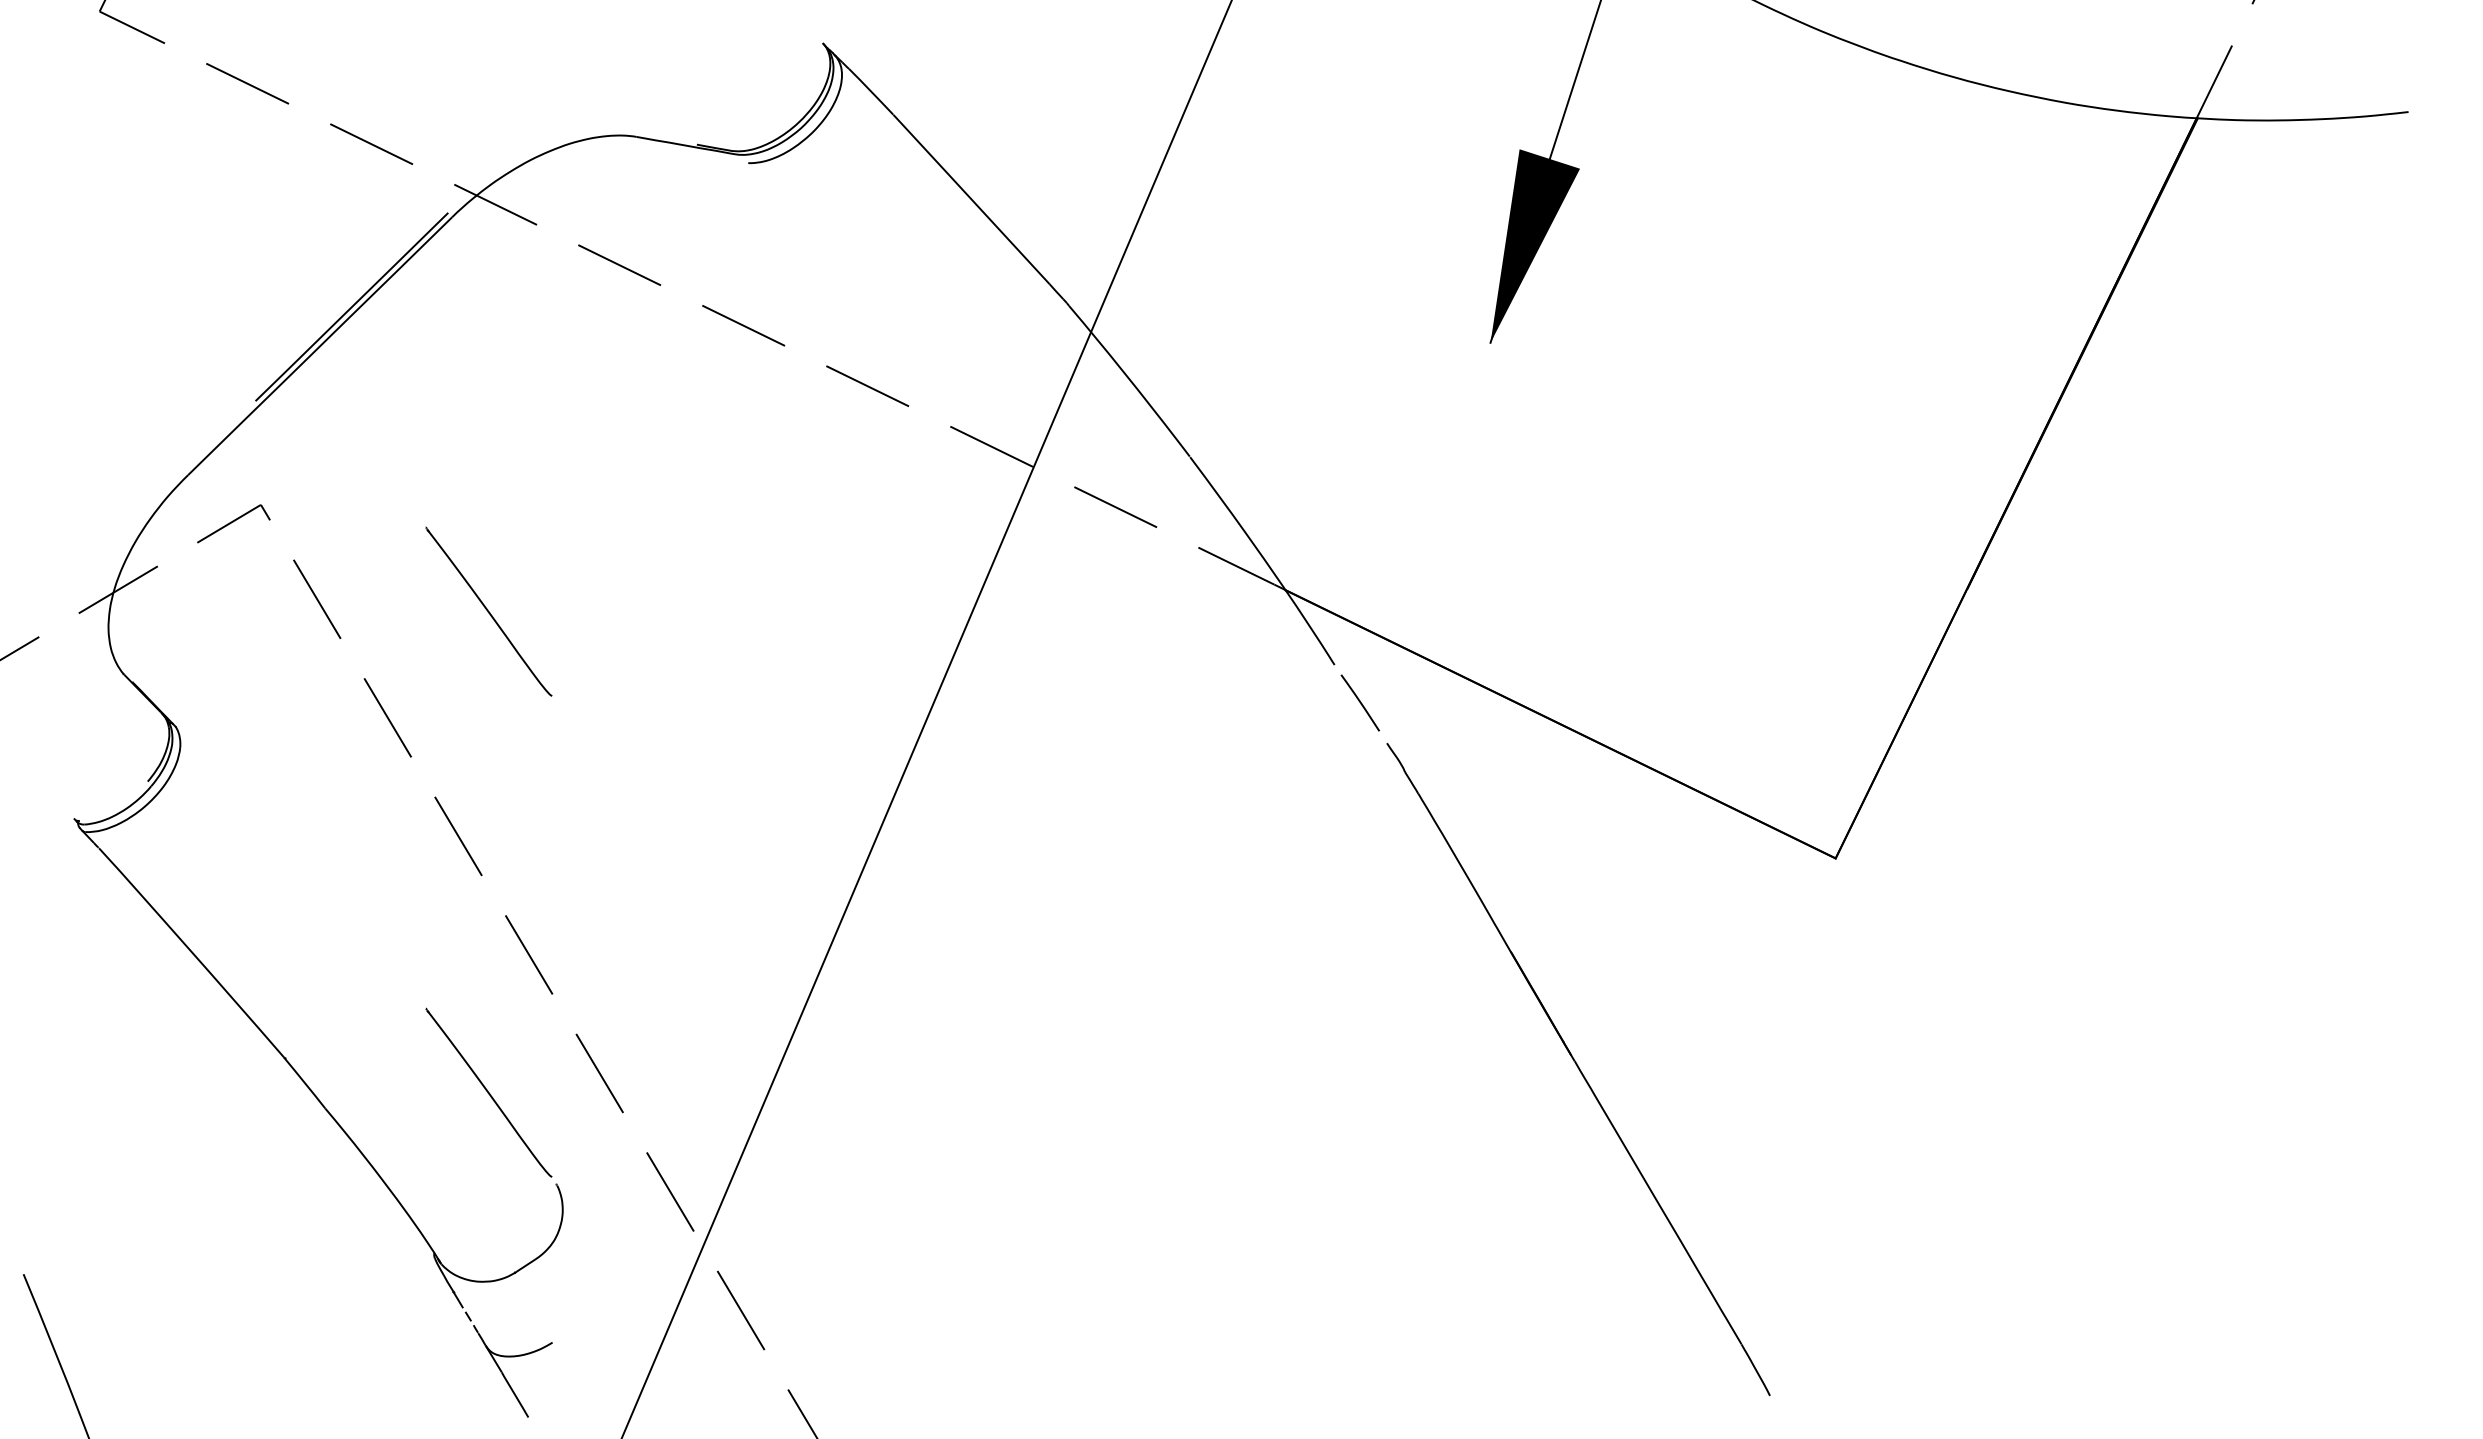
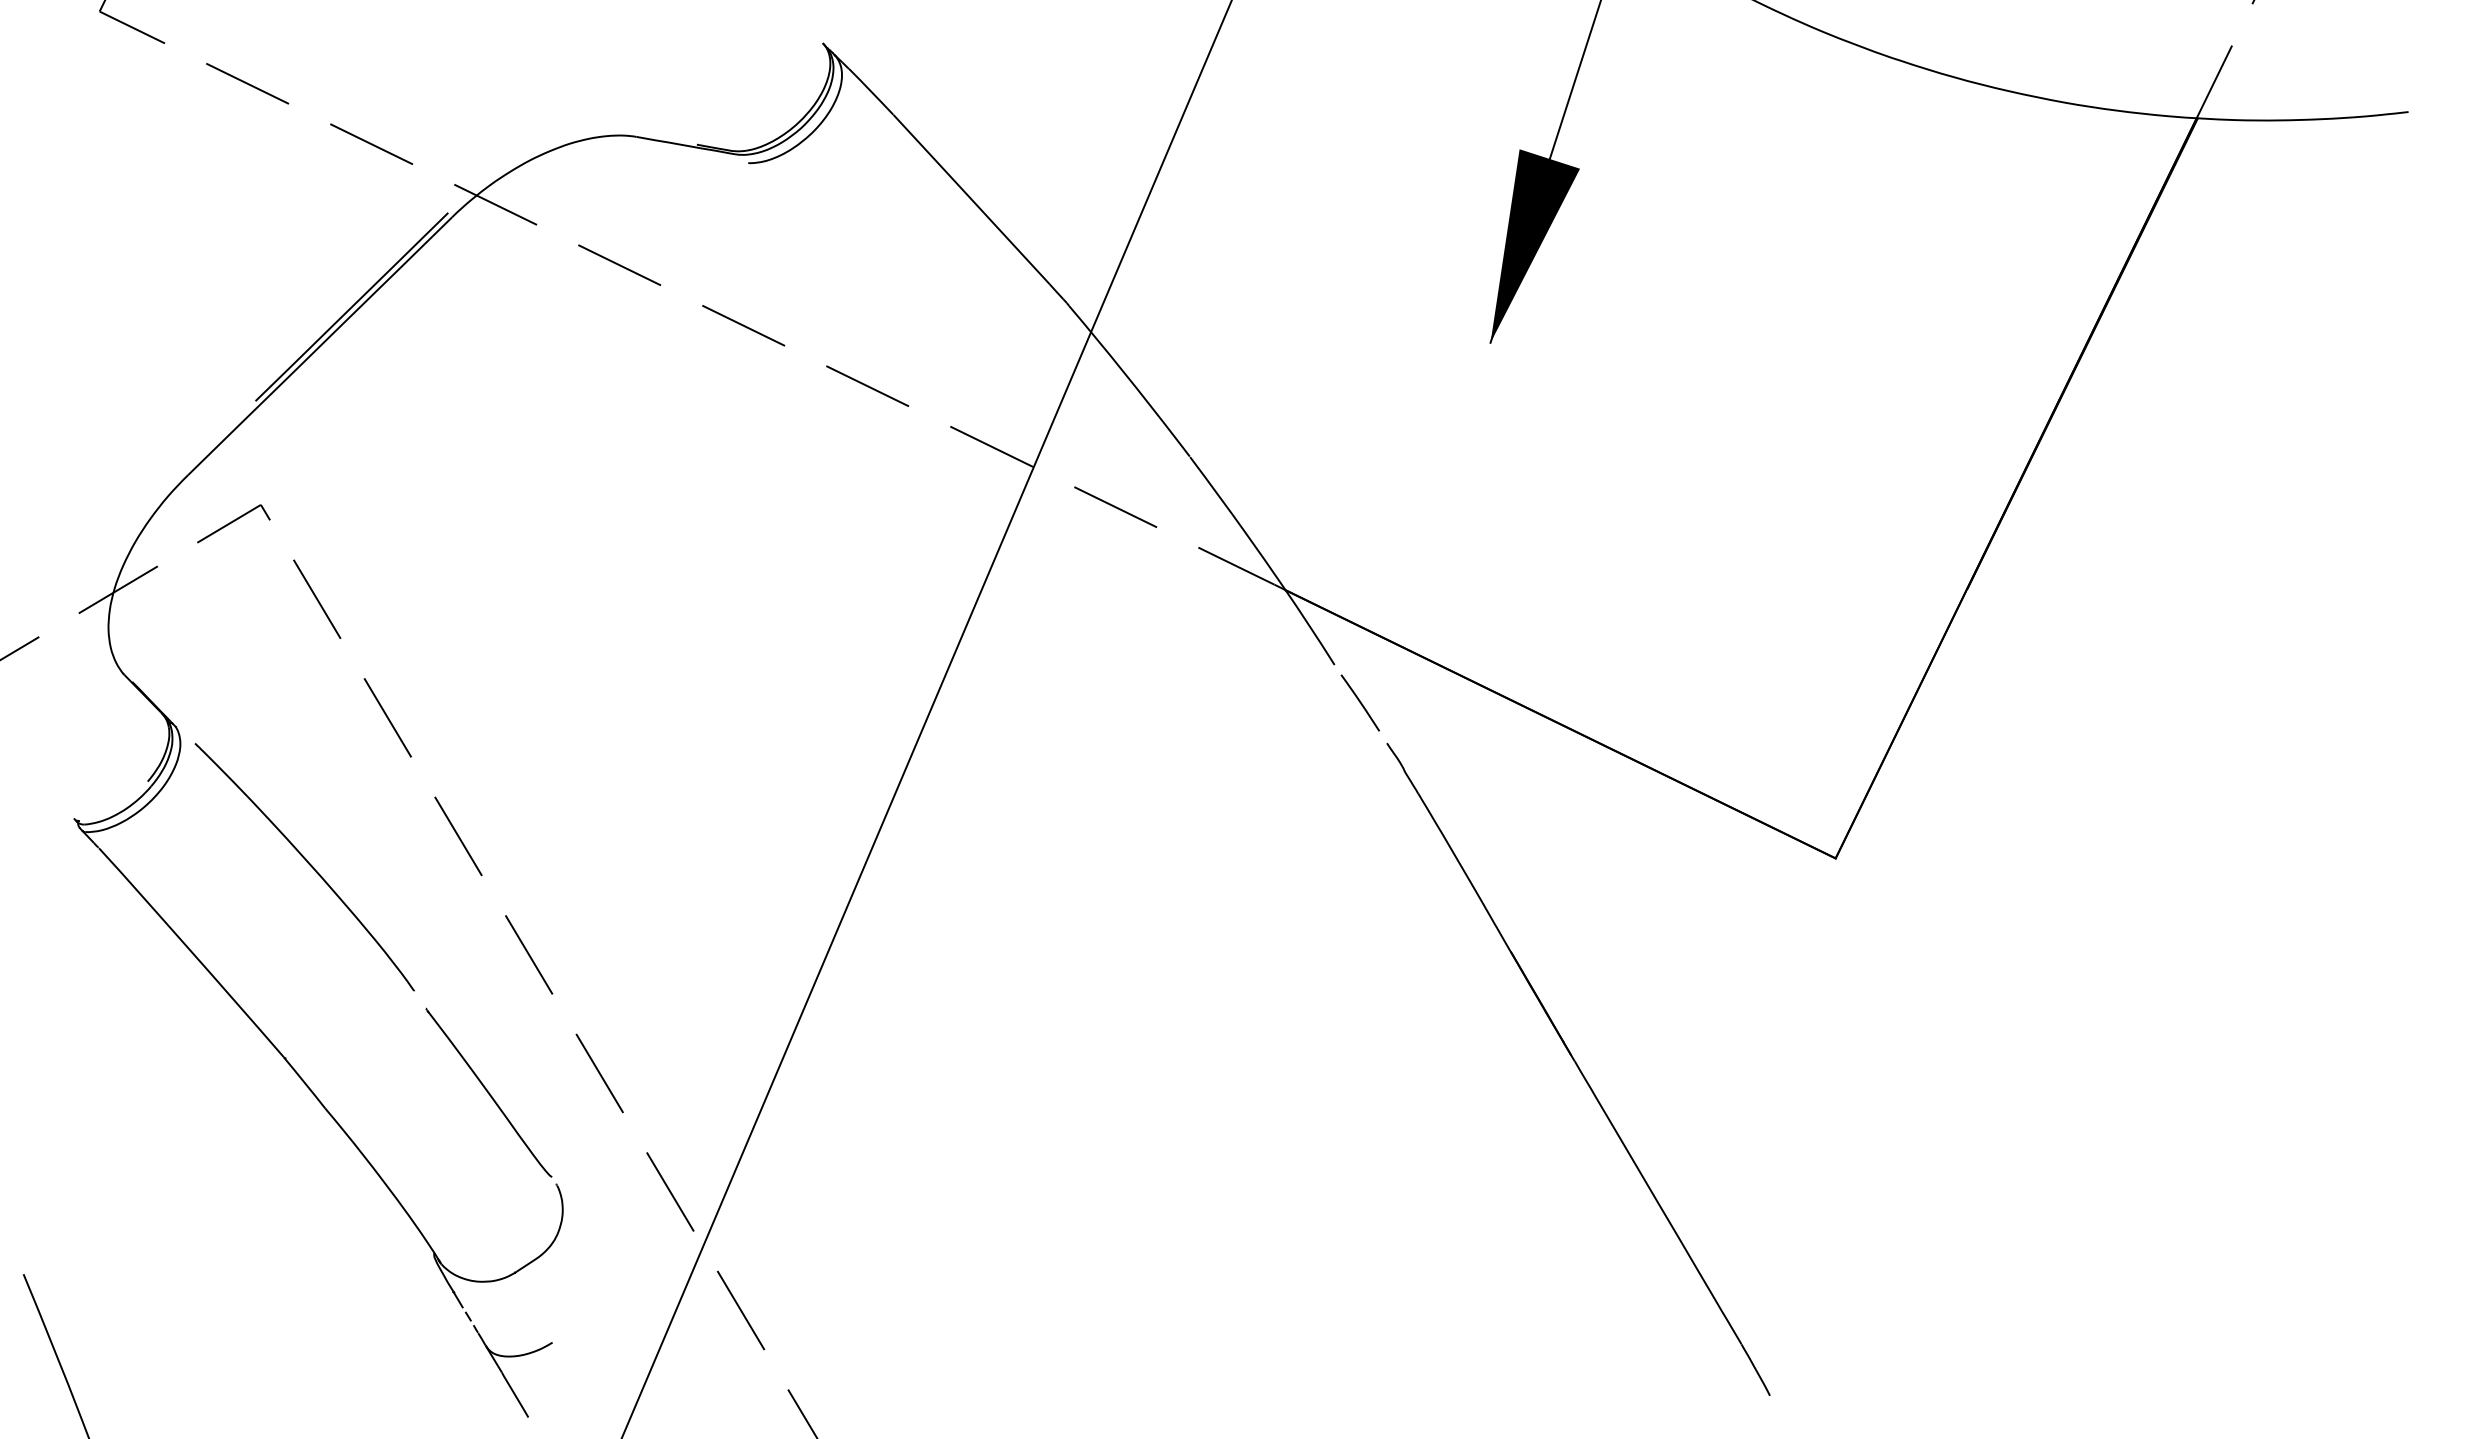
part: present -> none (488, 611)
curve: none -> present (307, 863)
